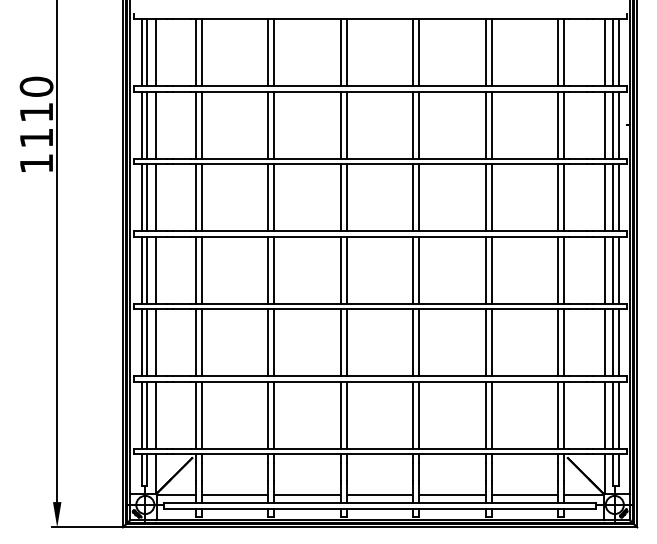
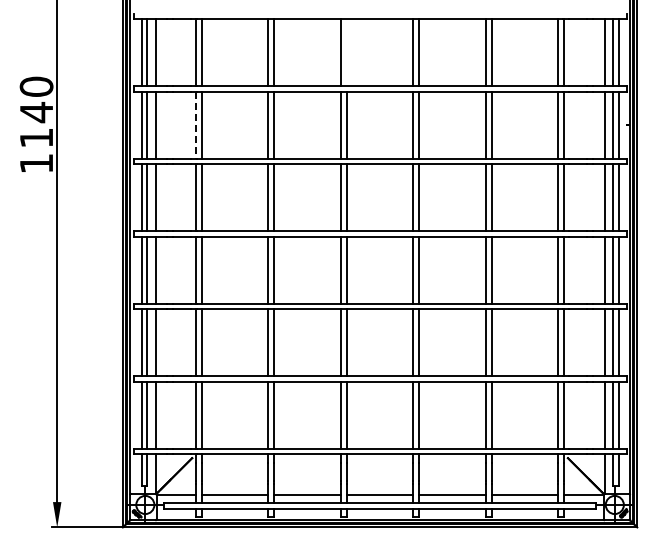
line: present -> none (346, 52)
text: 1110 -> 1140 (36, 112)
line: solid -> dashed (195, 125)
